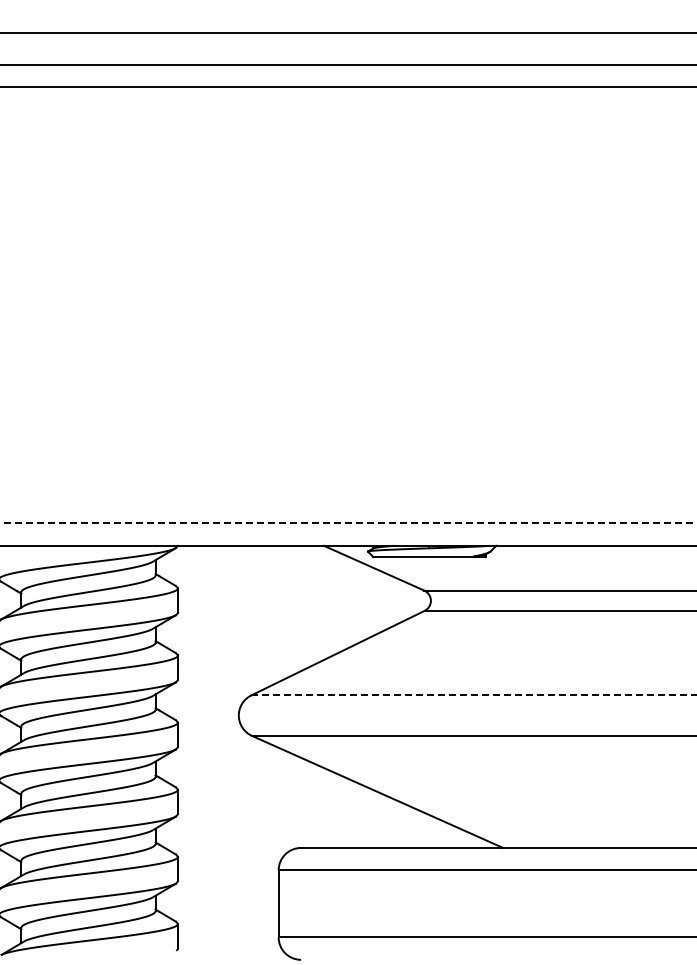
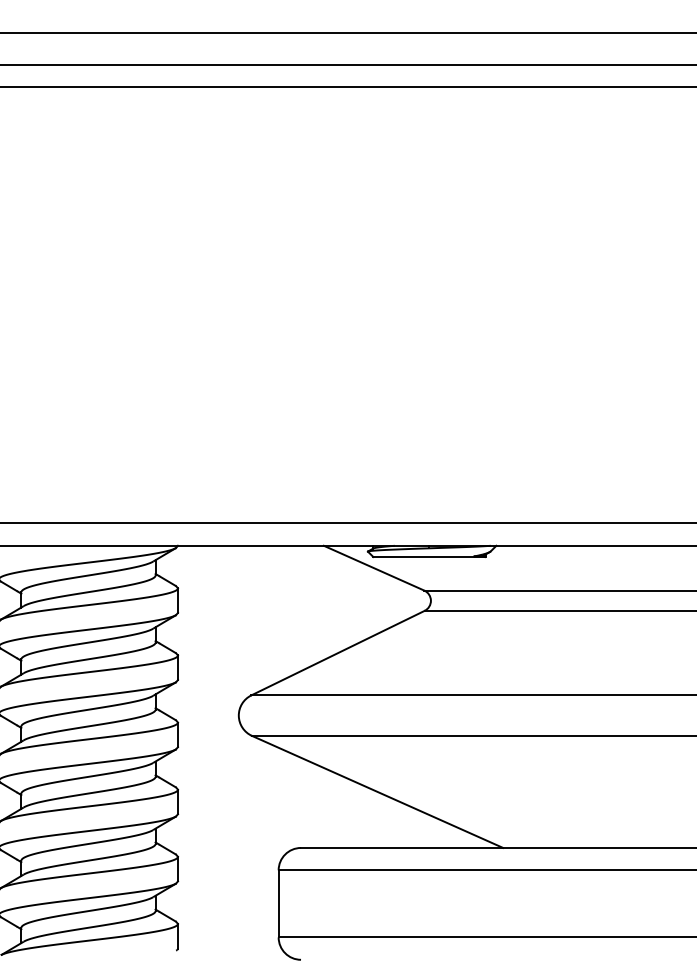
line: dashed -> solid (348, 523)
line: dashed -> solid (474, 695)
